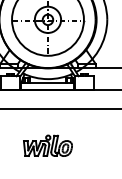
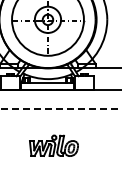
line: solid -> dashed (61, 109)
part position: (47, 145) -> (53, 145) (53, 145)
